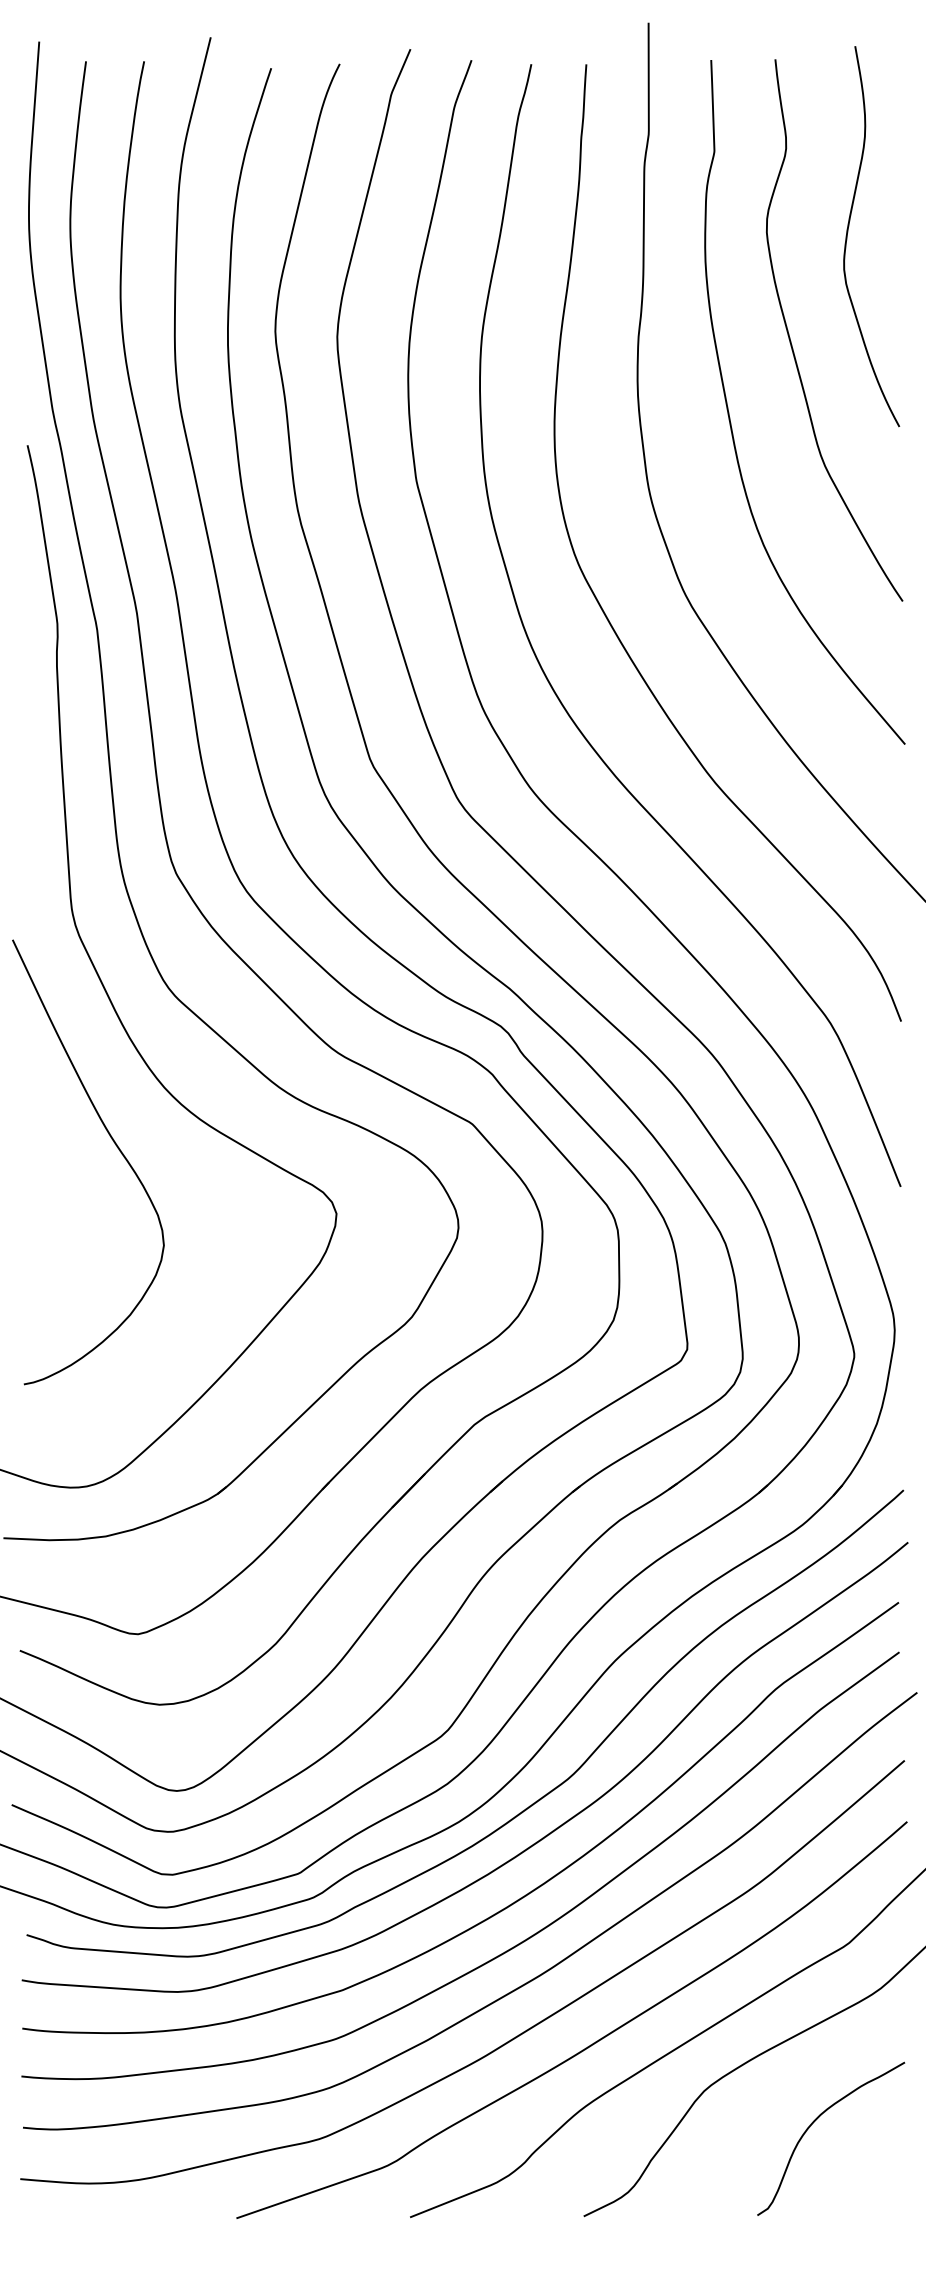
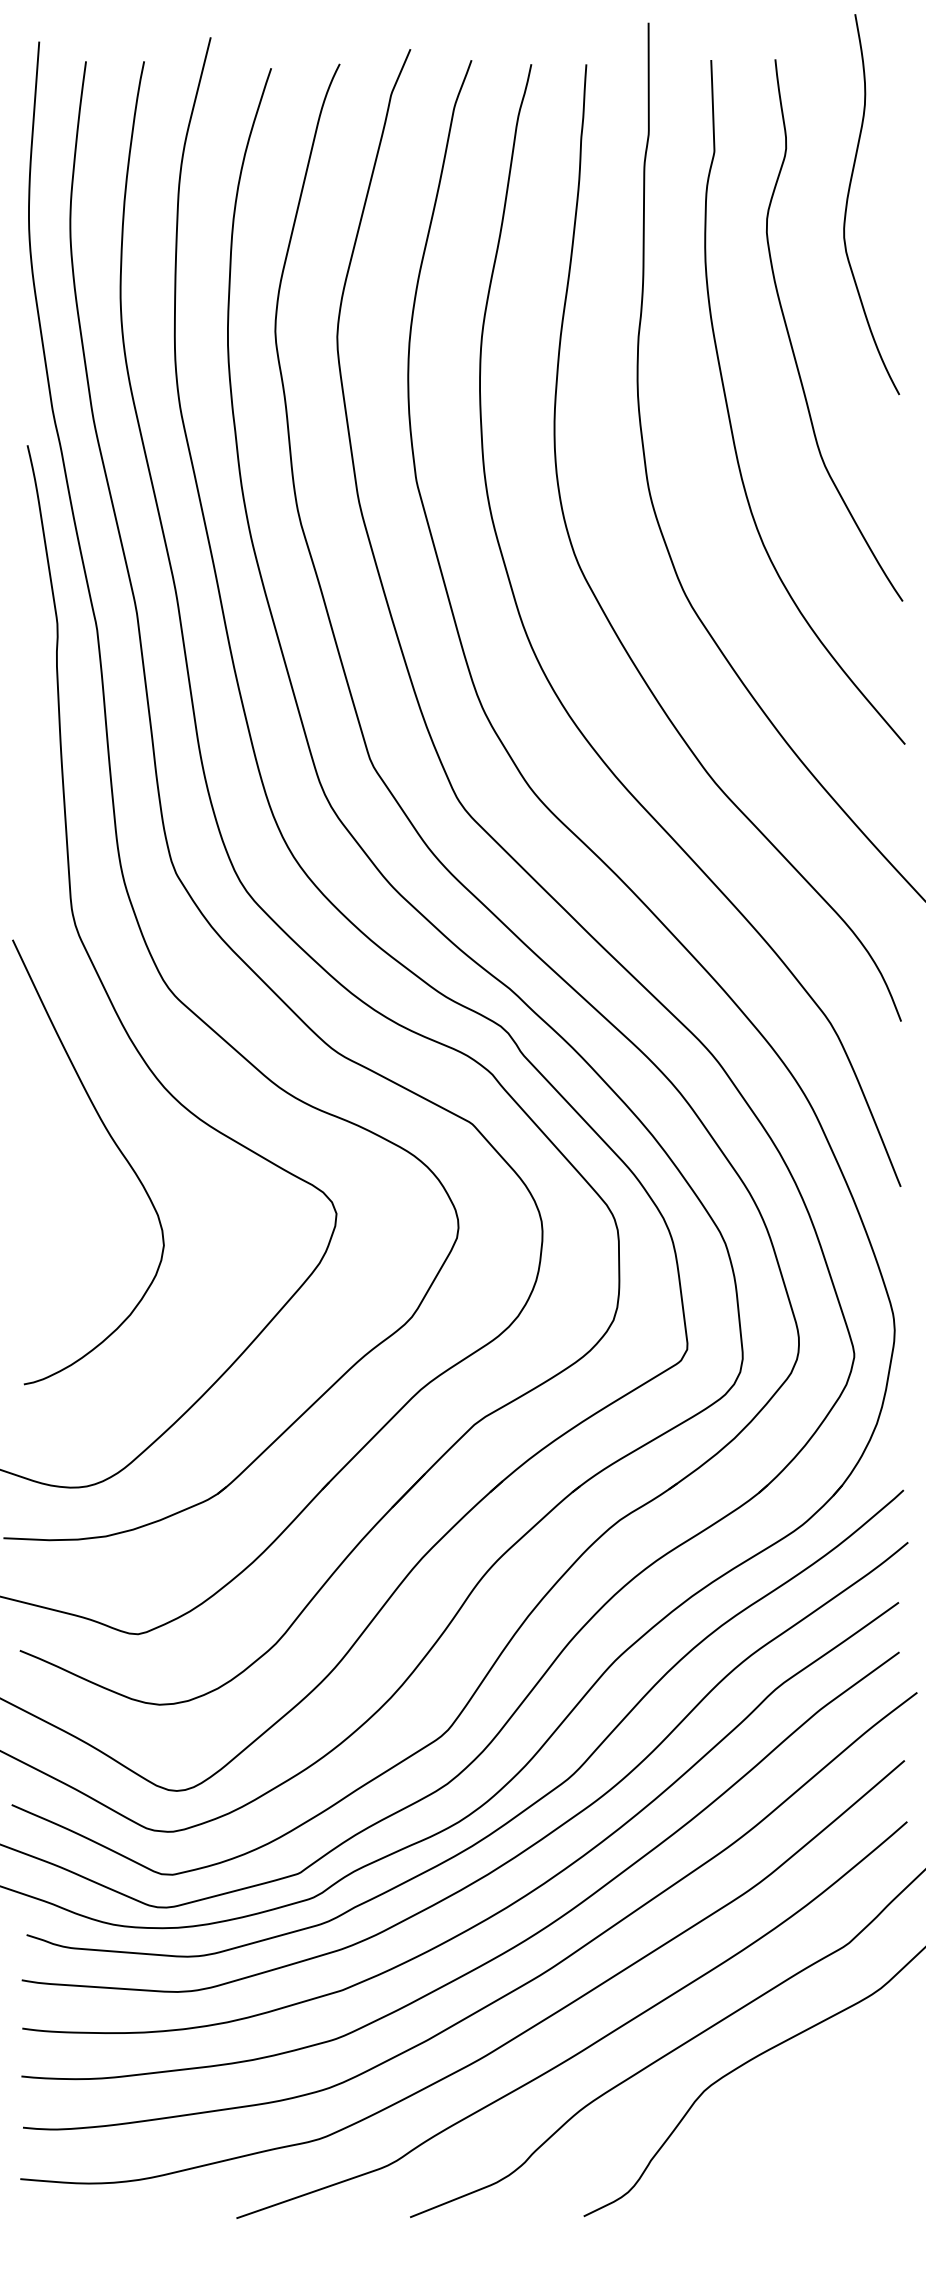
curve position: (848, 232) -> (848, 200) (848, 200)
curve: present -> none (815, 2121)
